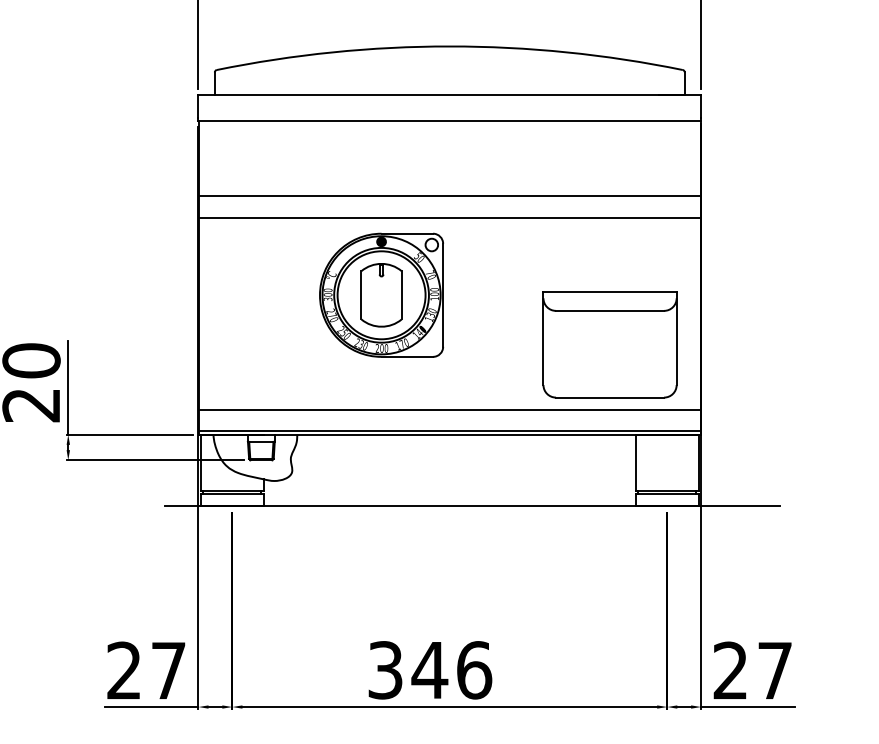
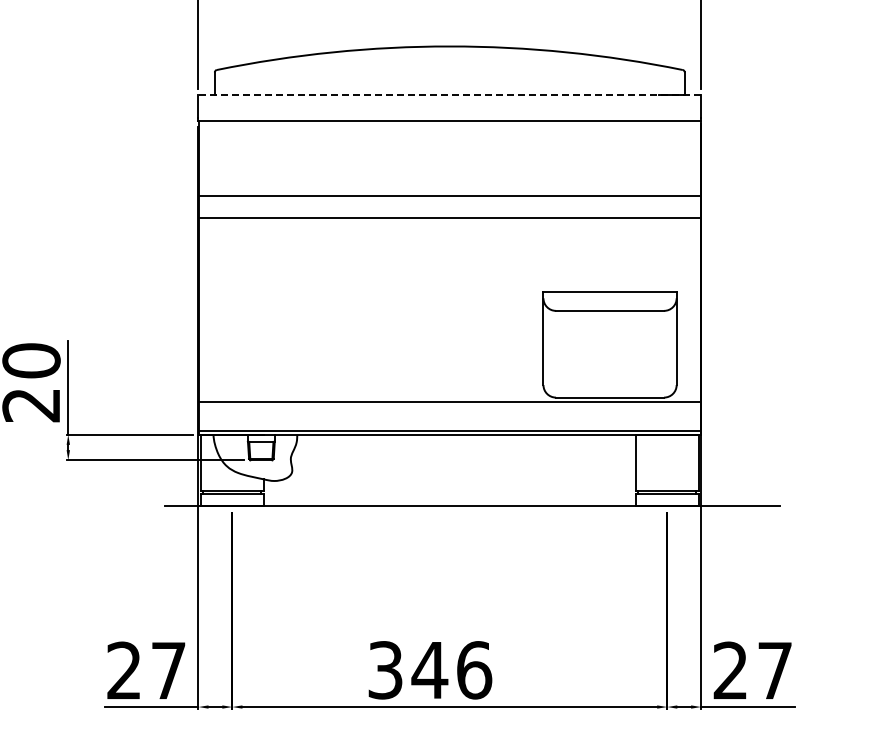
line: solid -> dashed (449, 95)
part: present -> none (381, 294)
line position: (449, 410) -> (449, 402) (449, 402)
